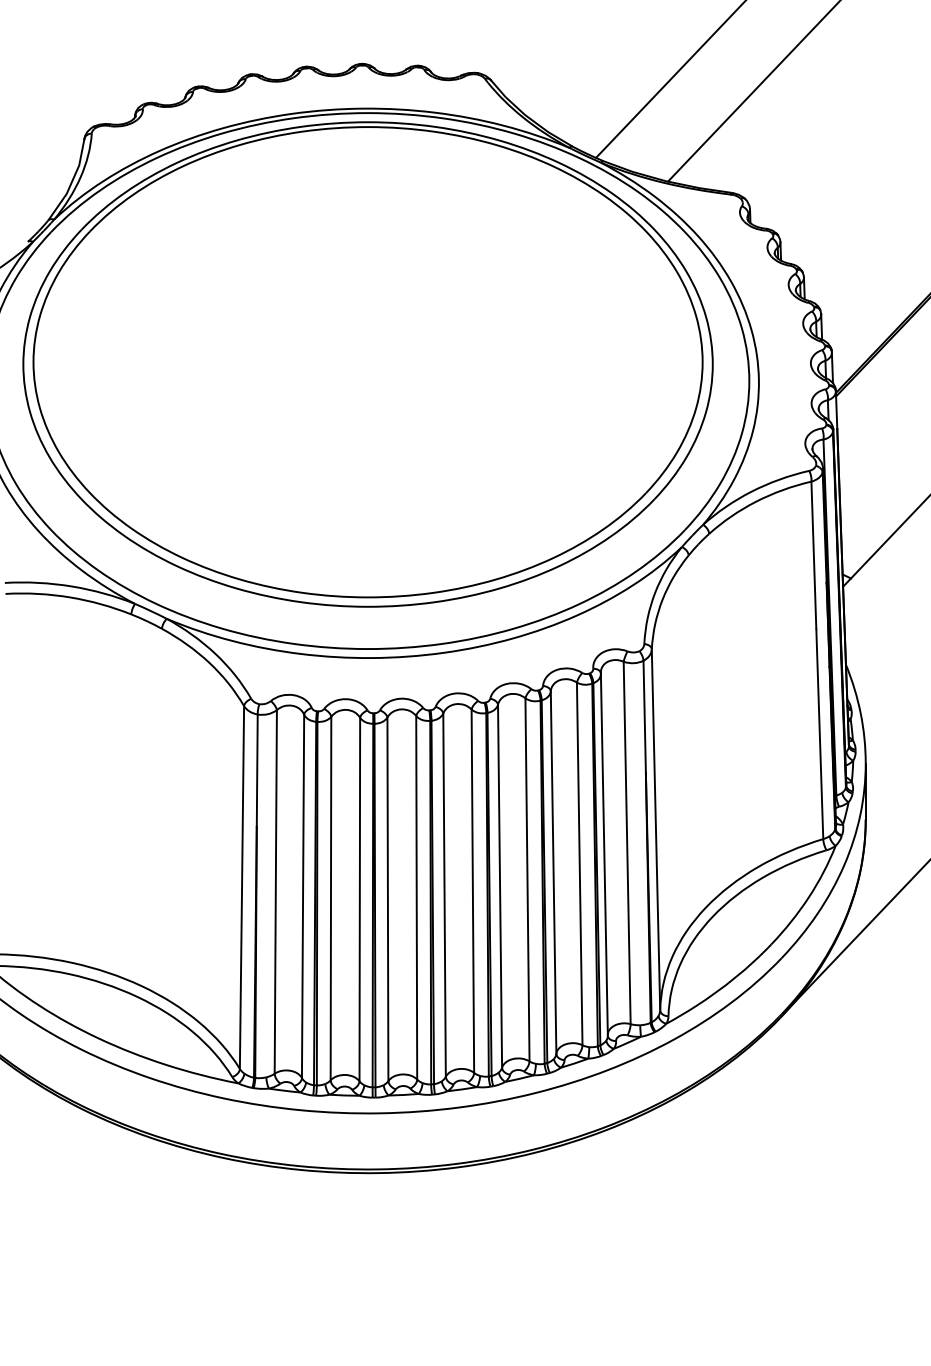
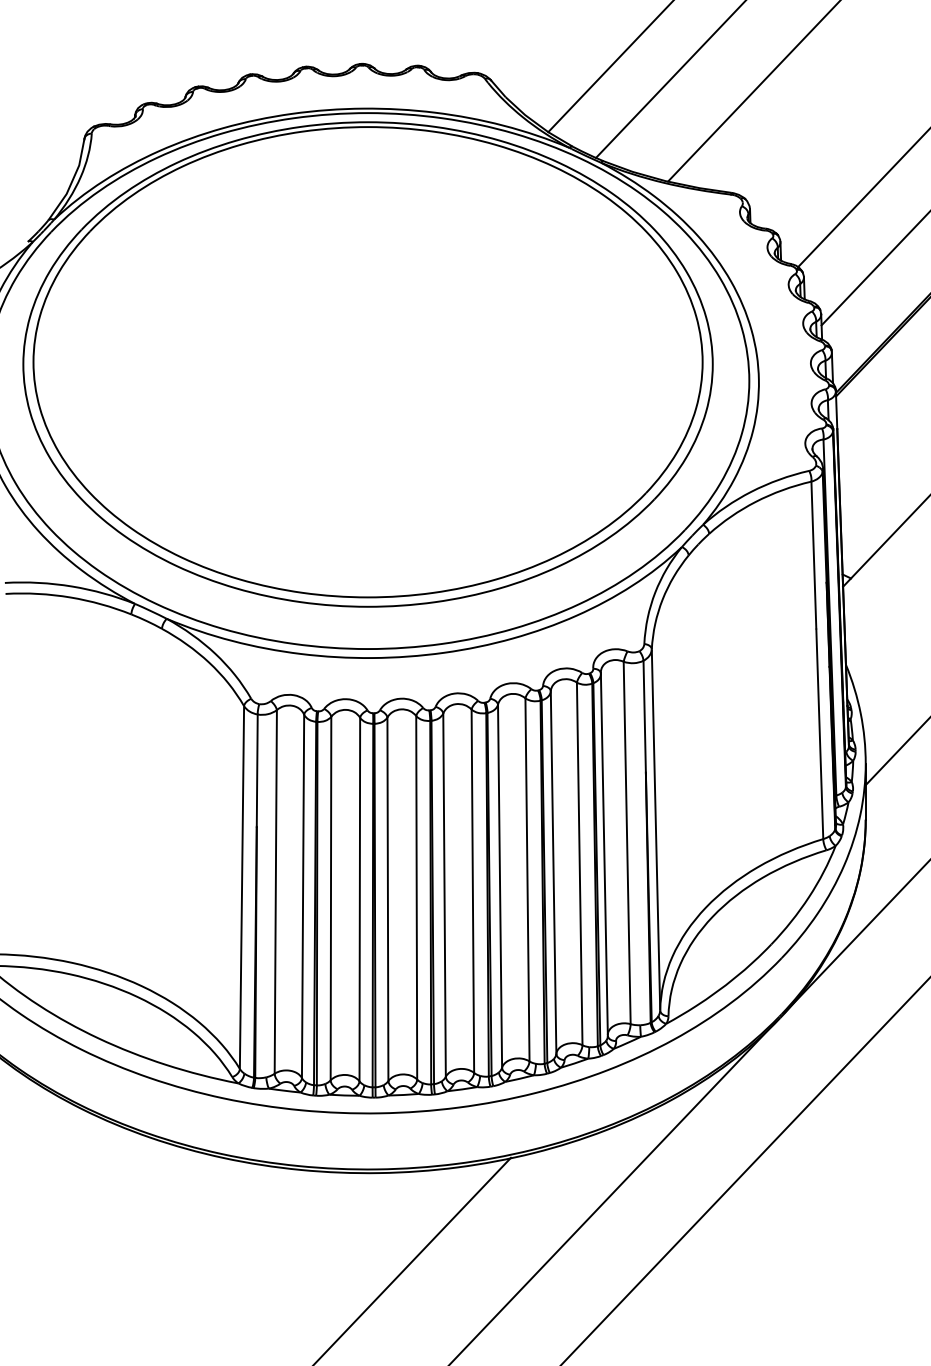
line: none -> present (609, 67)
line: none -> present (862, 199)
line: none -> present (874, 269)
line: none -> present (896, 752)
line: none -> present (745, 1171)
line: none -> present (613, 1191)
line: none -> present (413, 1259)
